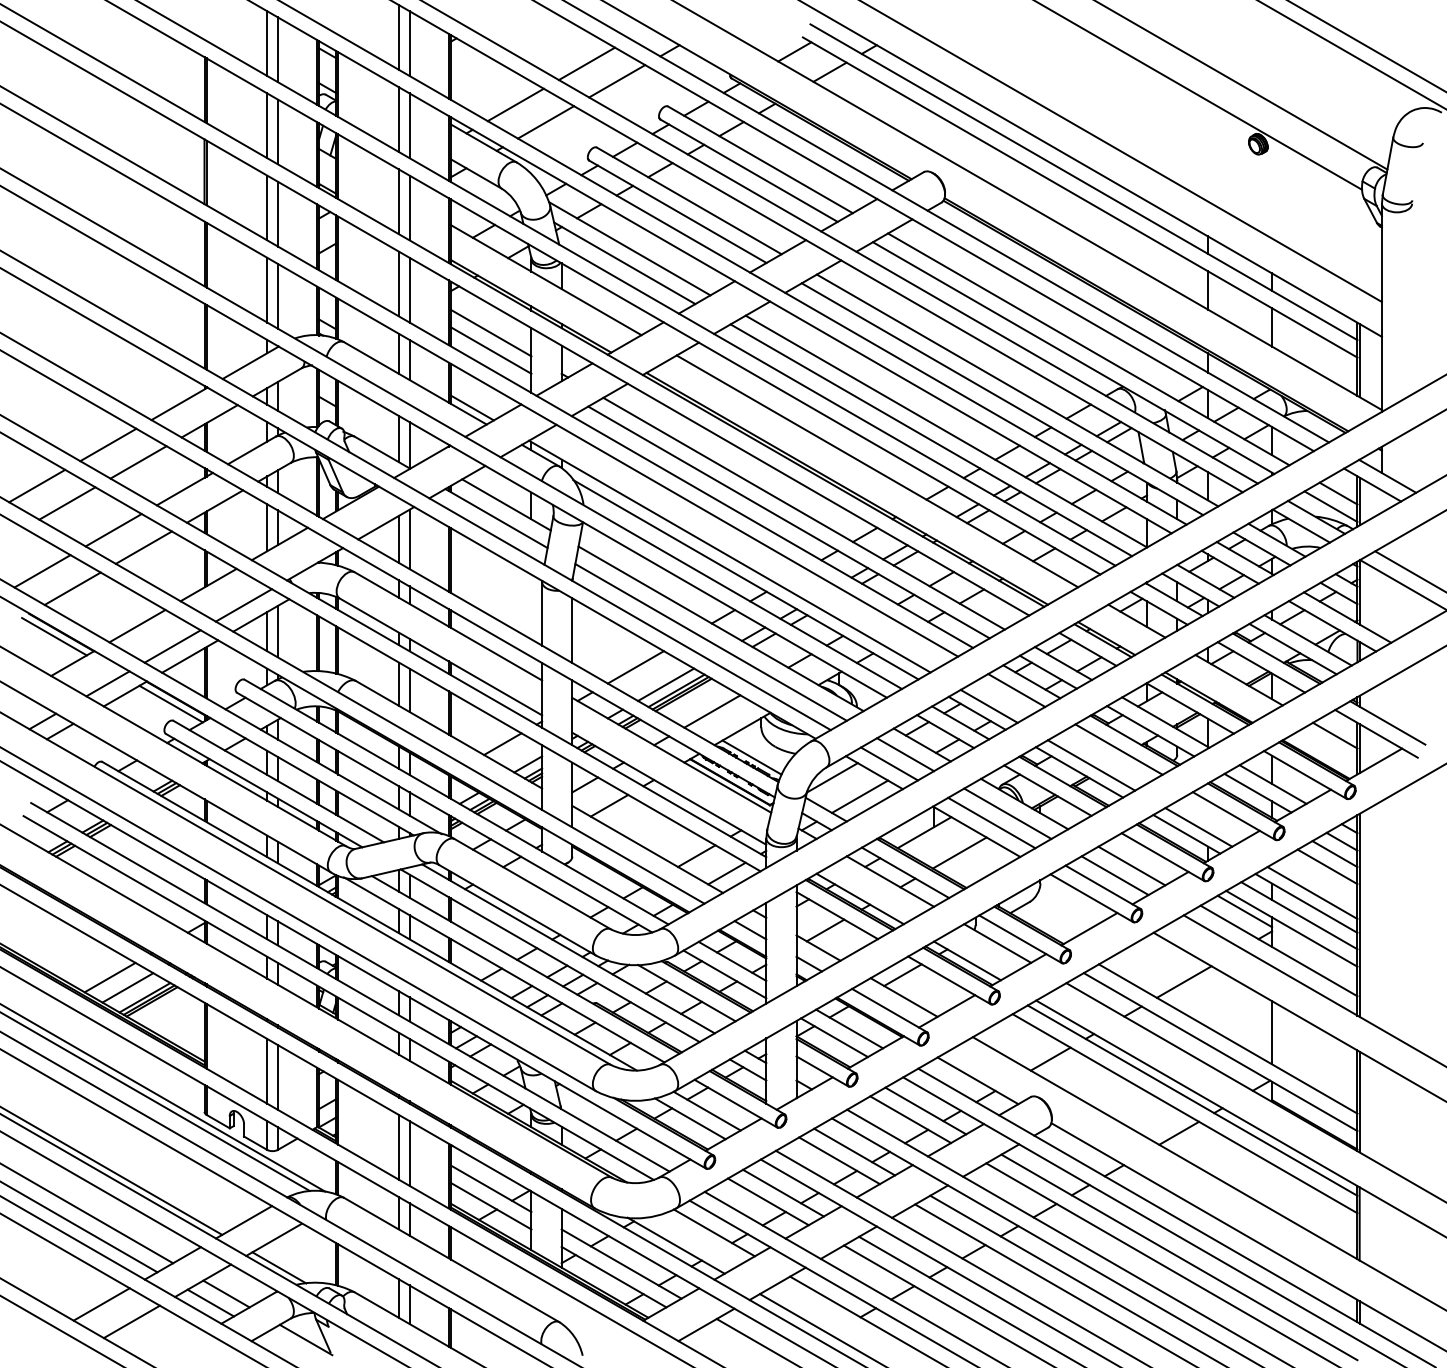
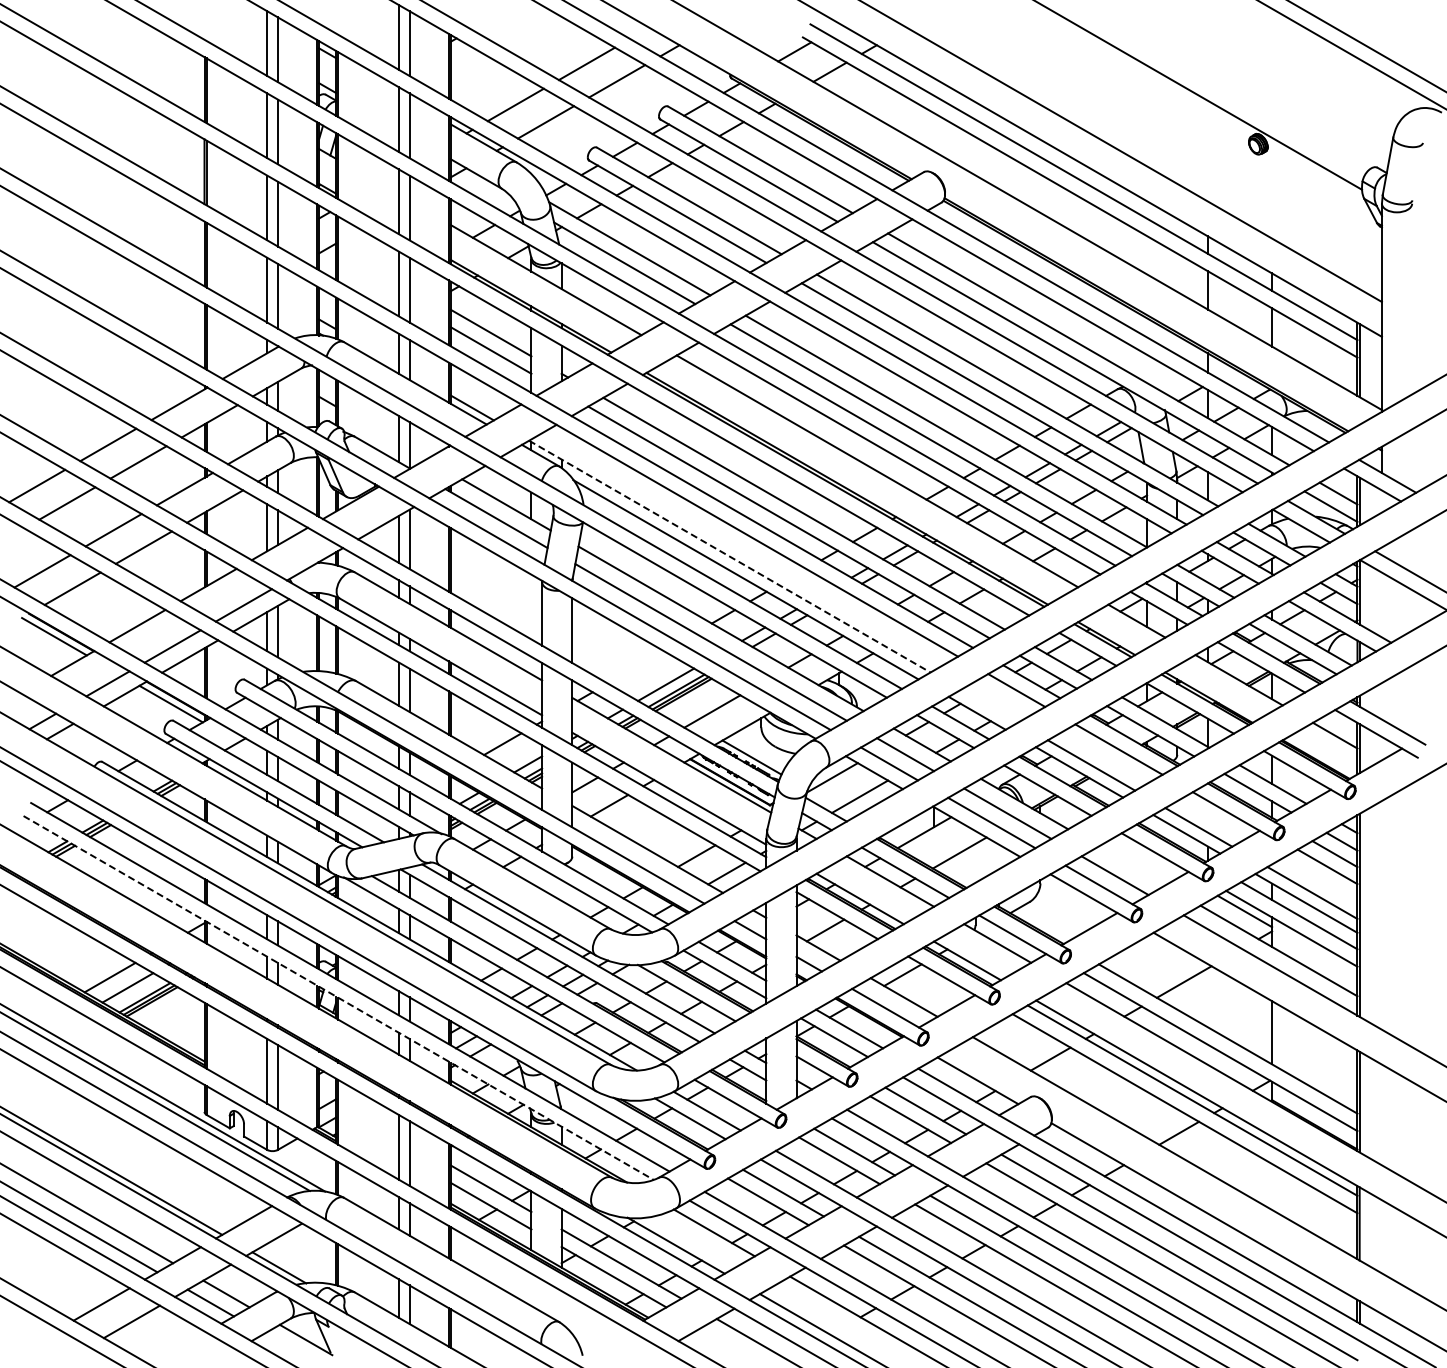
line: present -> none (1242, 85)
line: solid -> dashed (729, 556)
line: present -> none (635, 667)
line: present -> none (988, 705)
line: present -> none (1131, 865)
line: solid -> dashed (338, 998)
